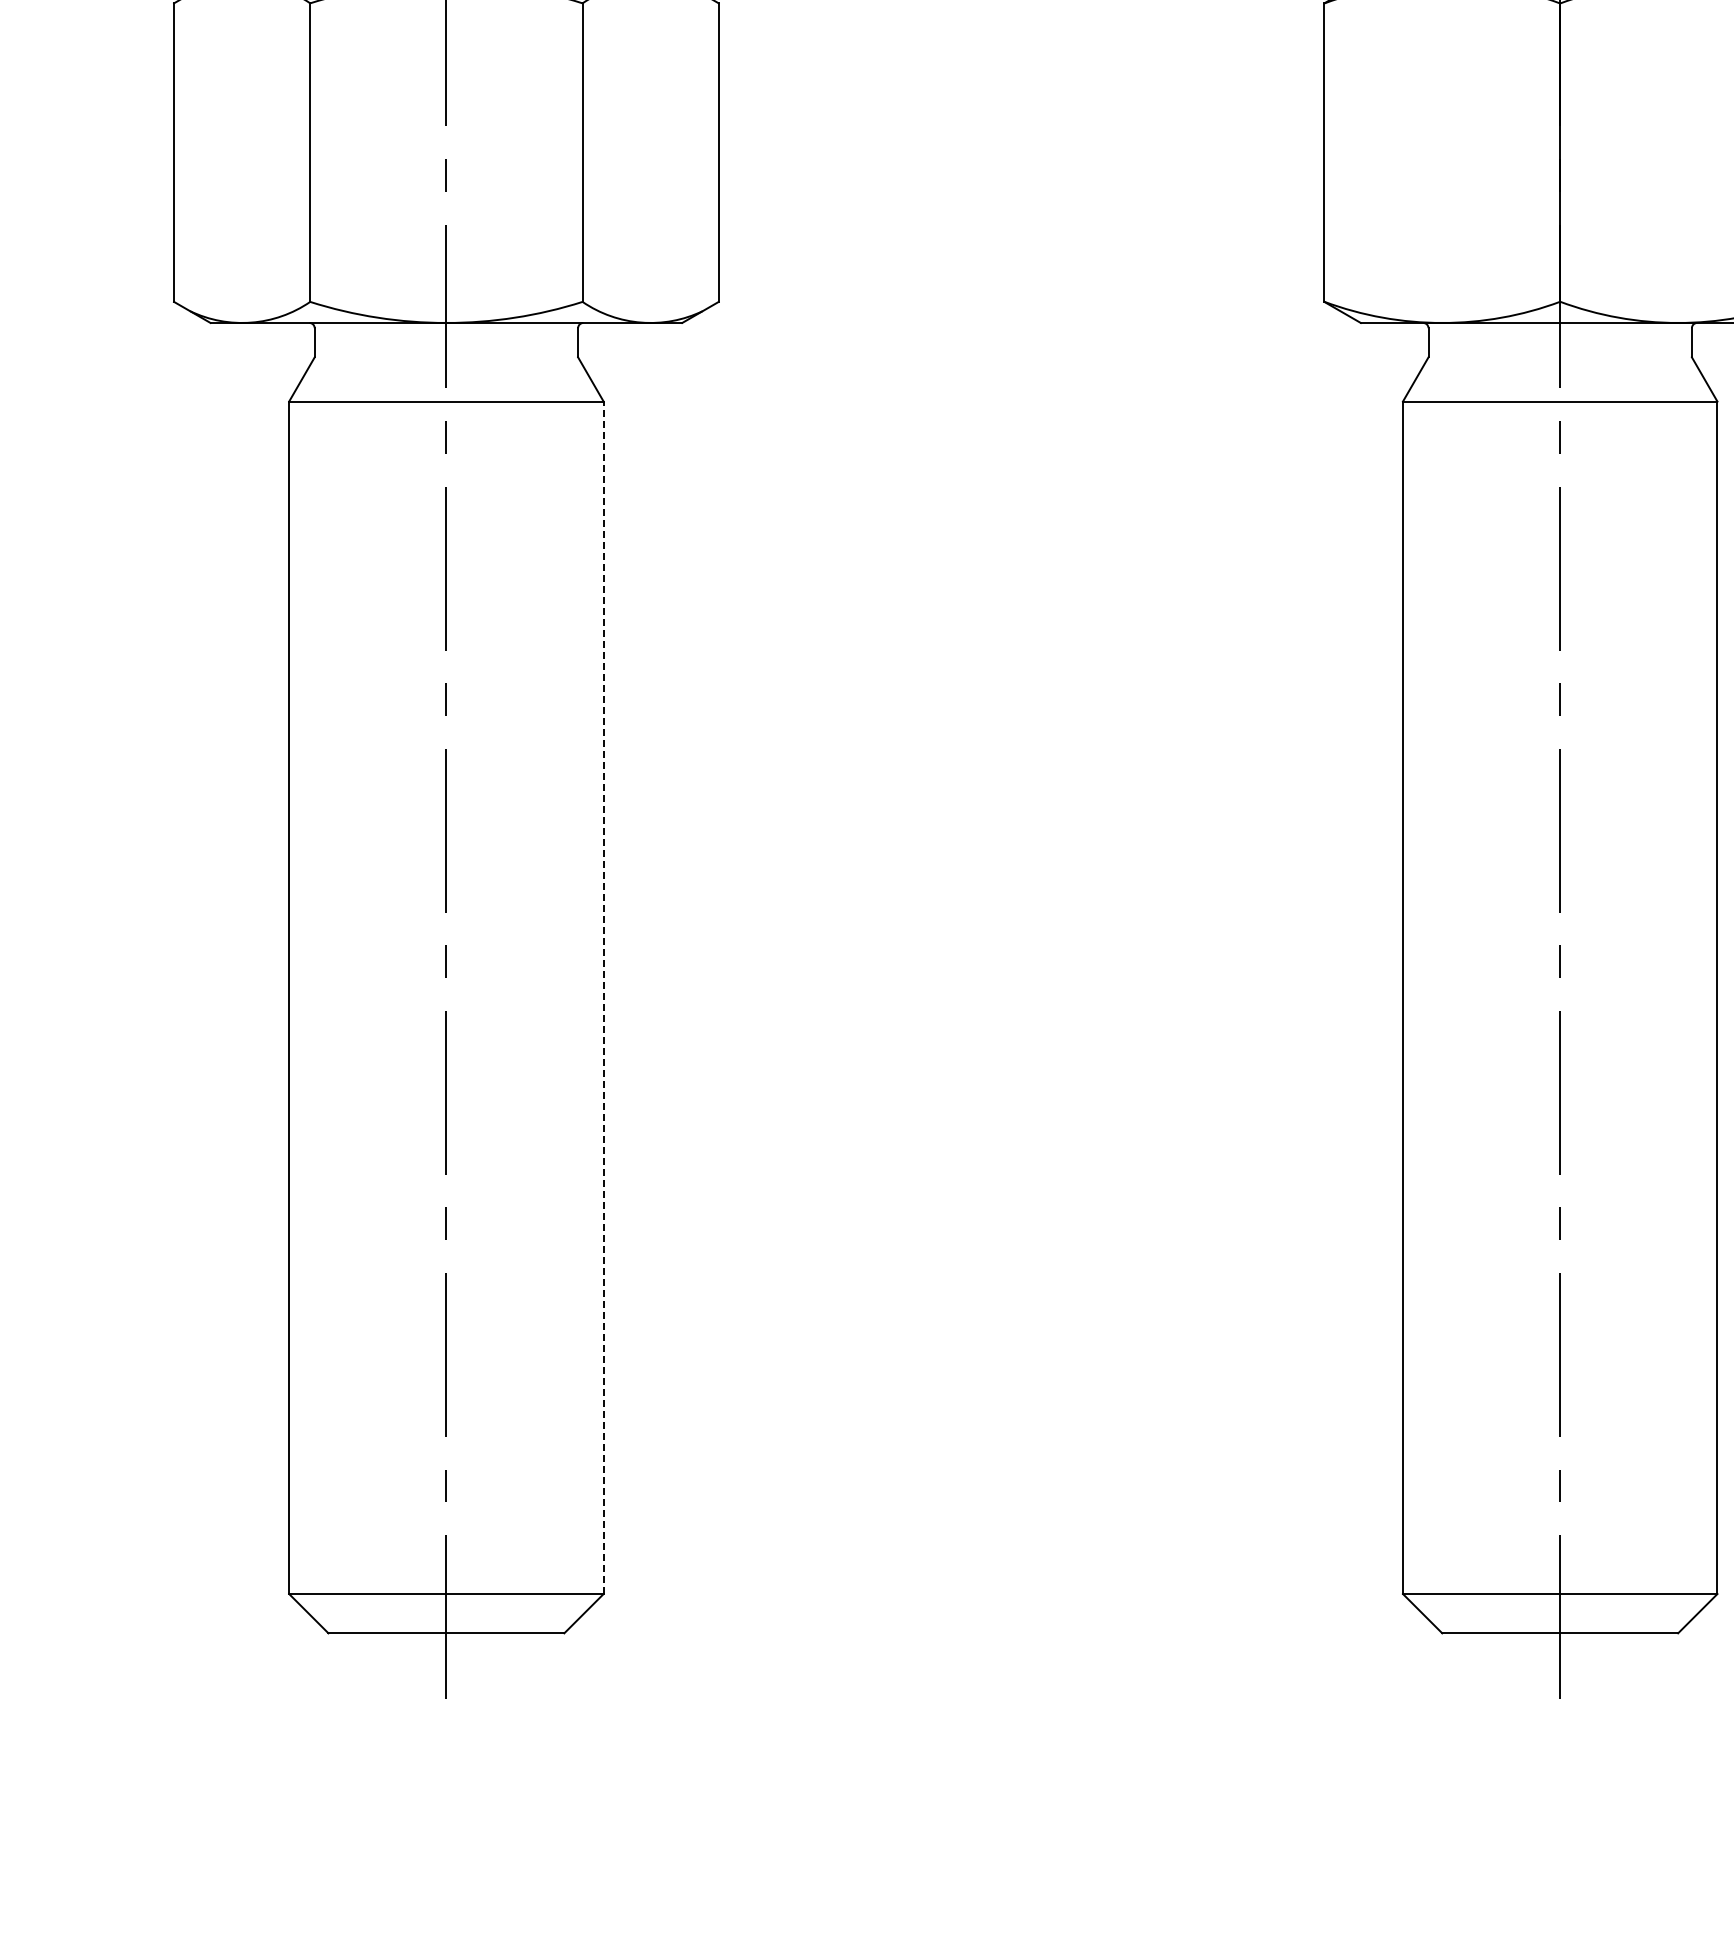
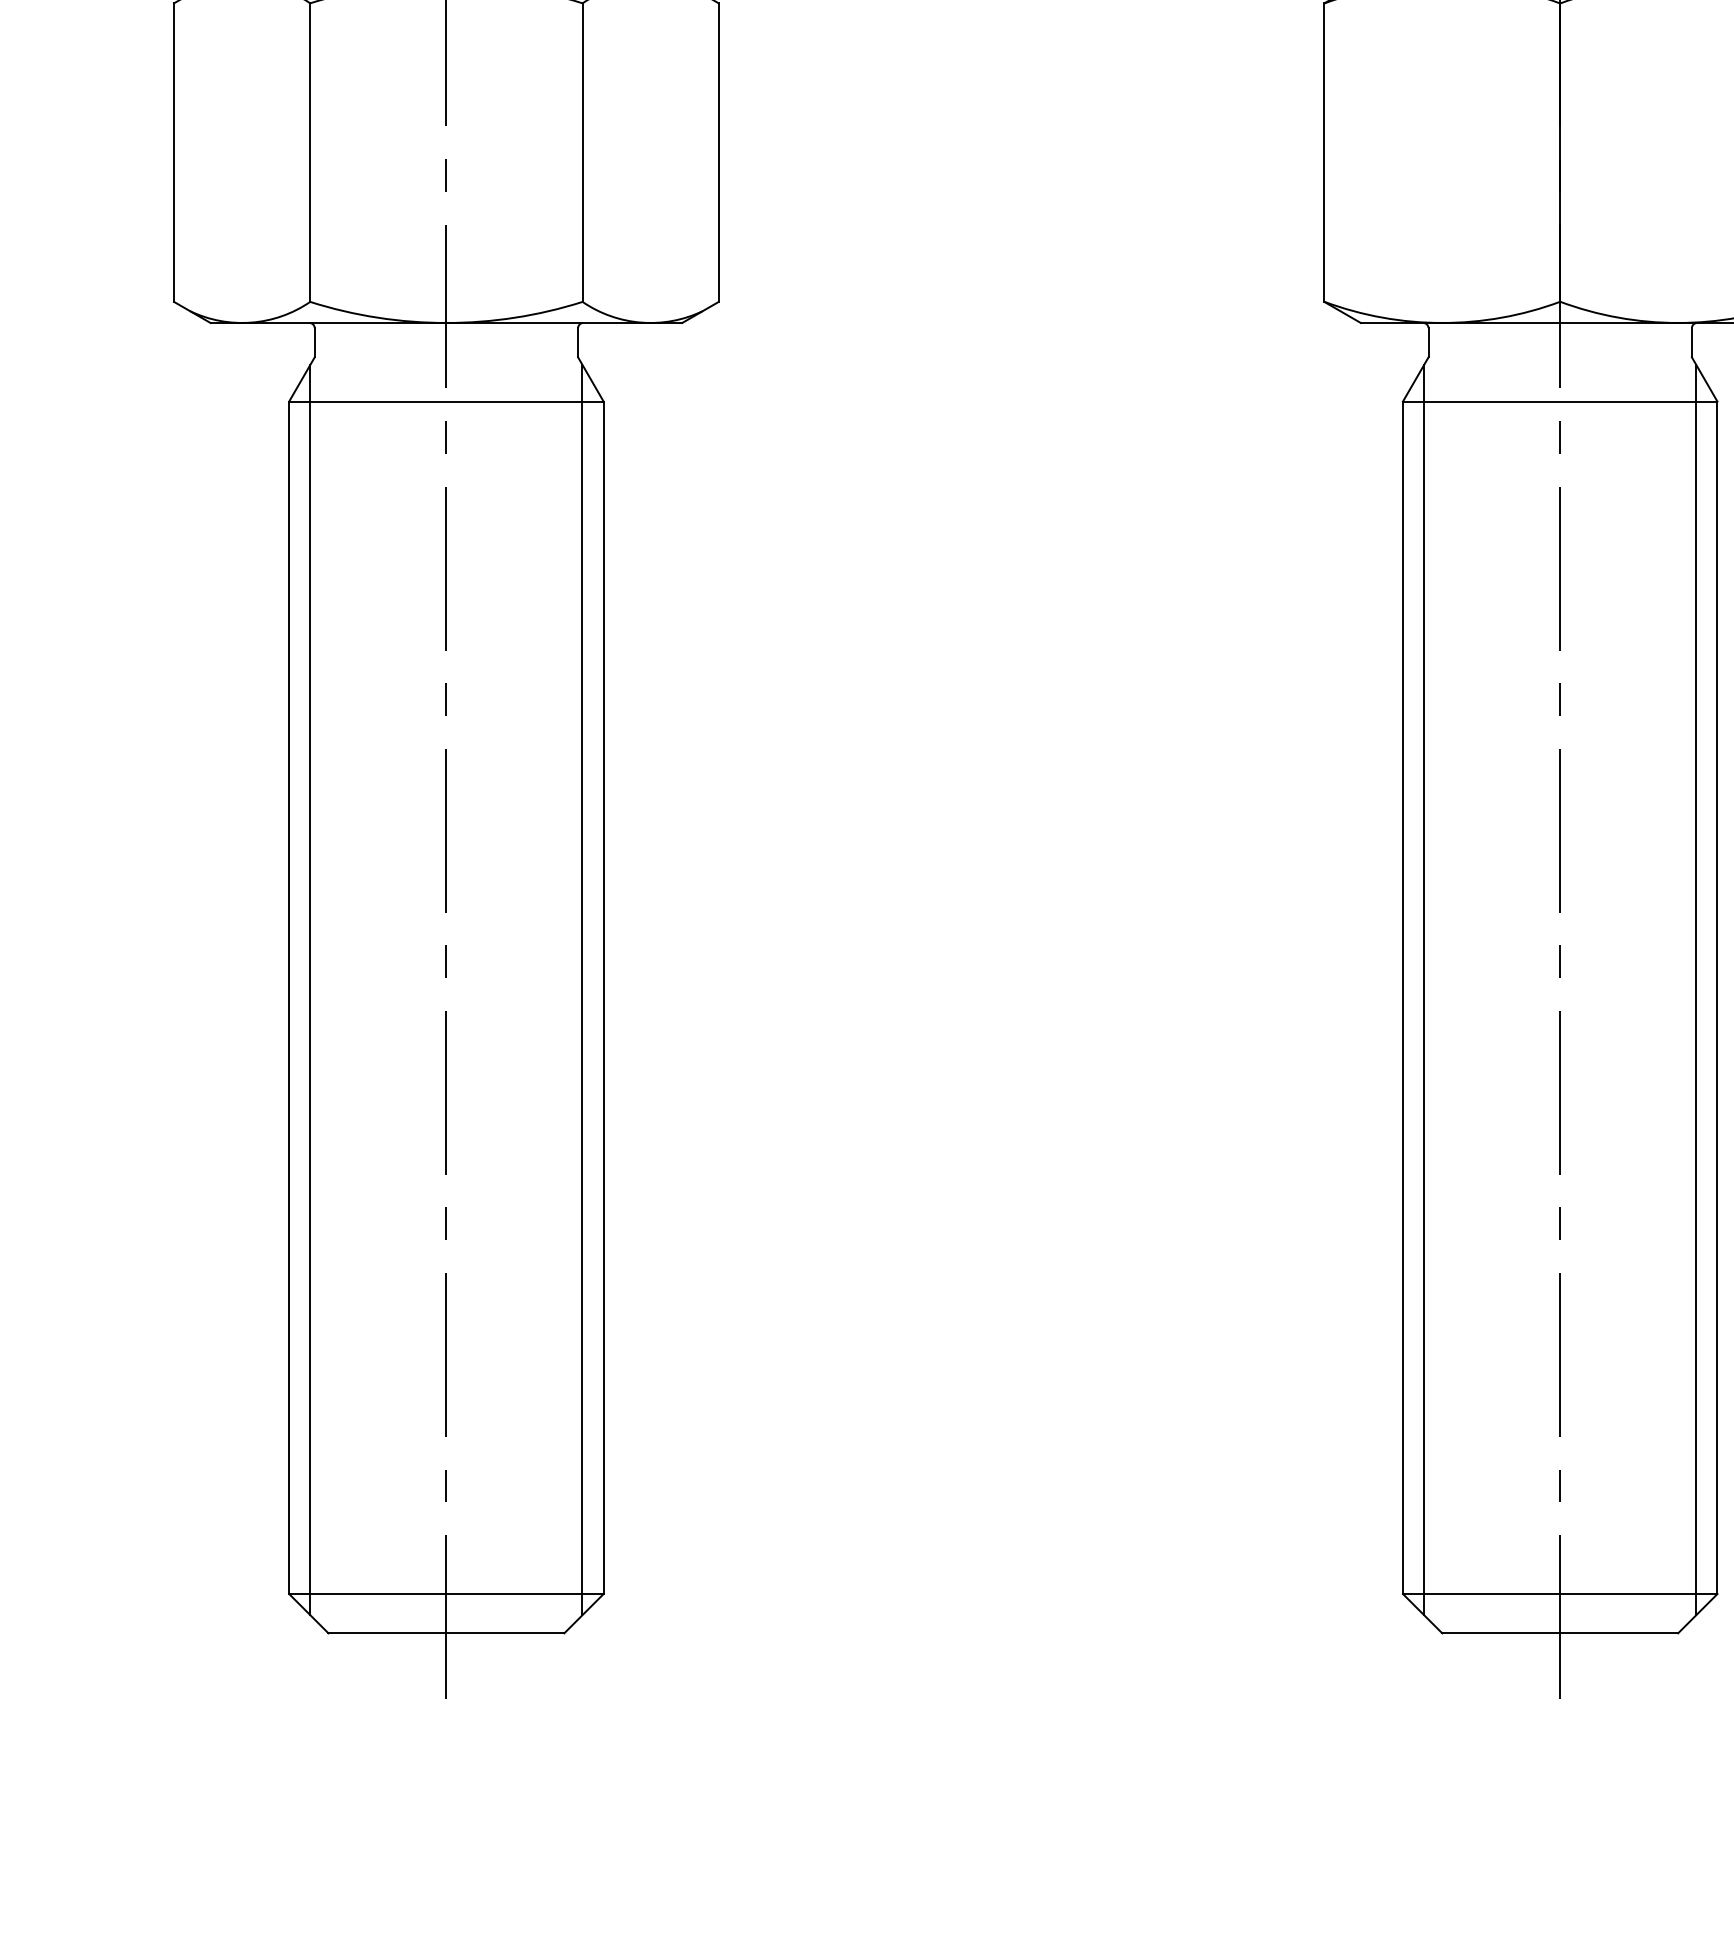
line: none -> present (310, 989)
line: none -> present (582, 989)
line: none -> present (1424, 989)
line: none -> present (1696, 989)
line: dashed -> solid (603, 997)
